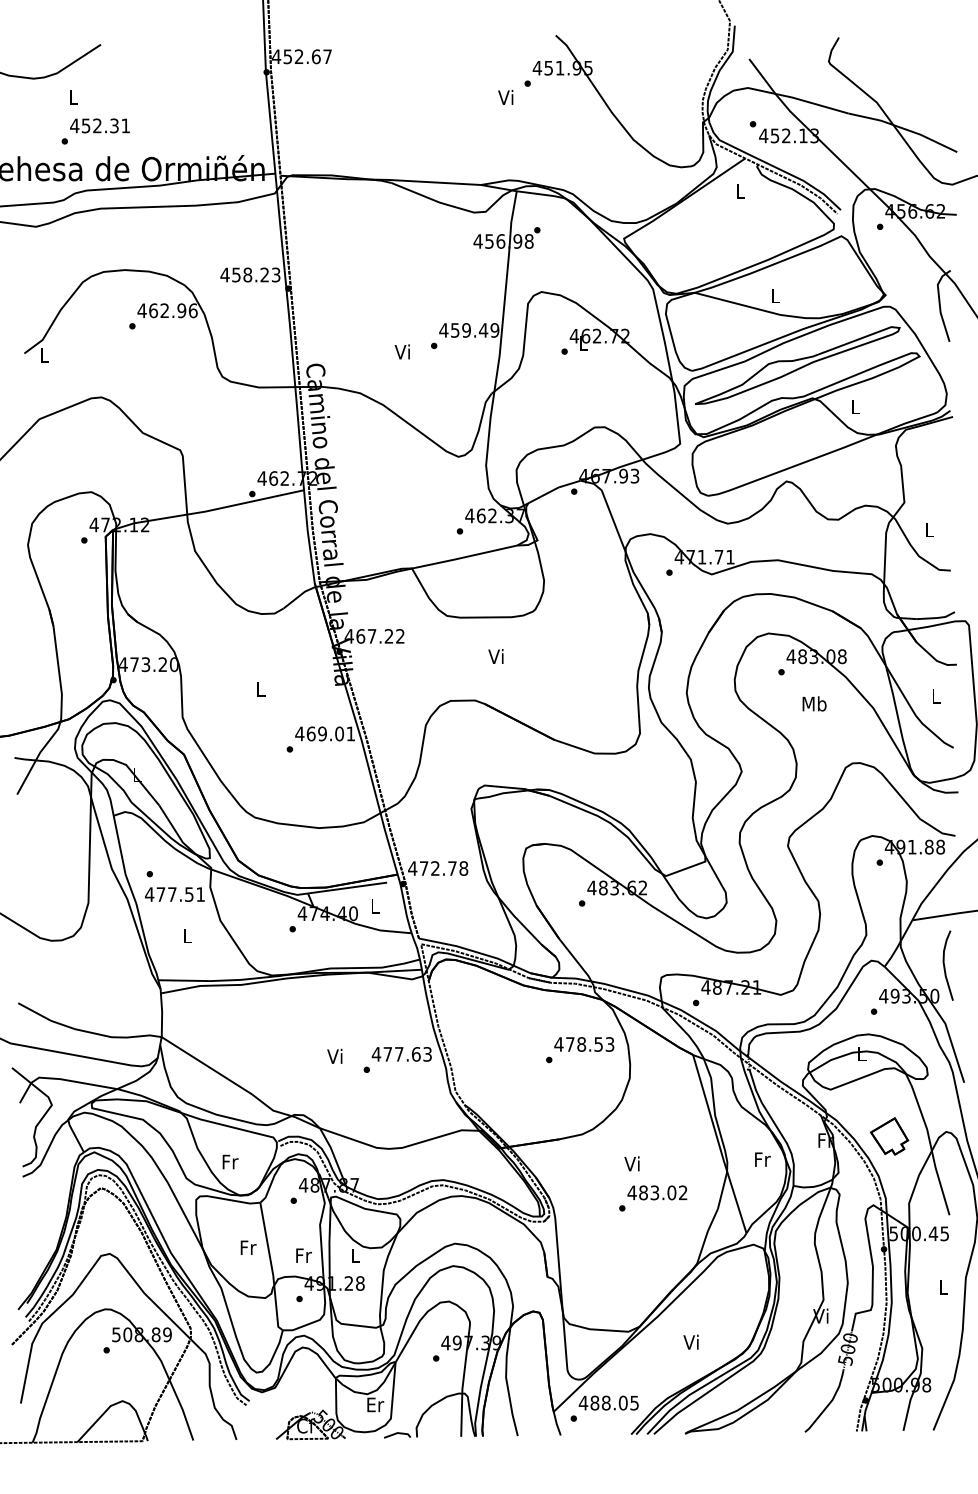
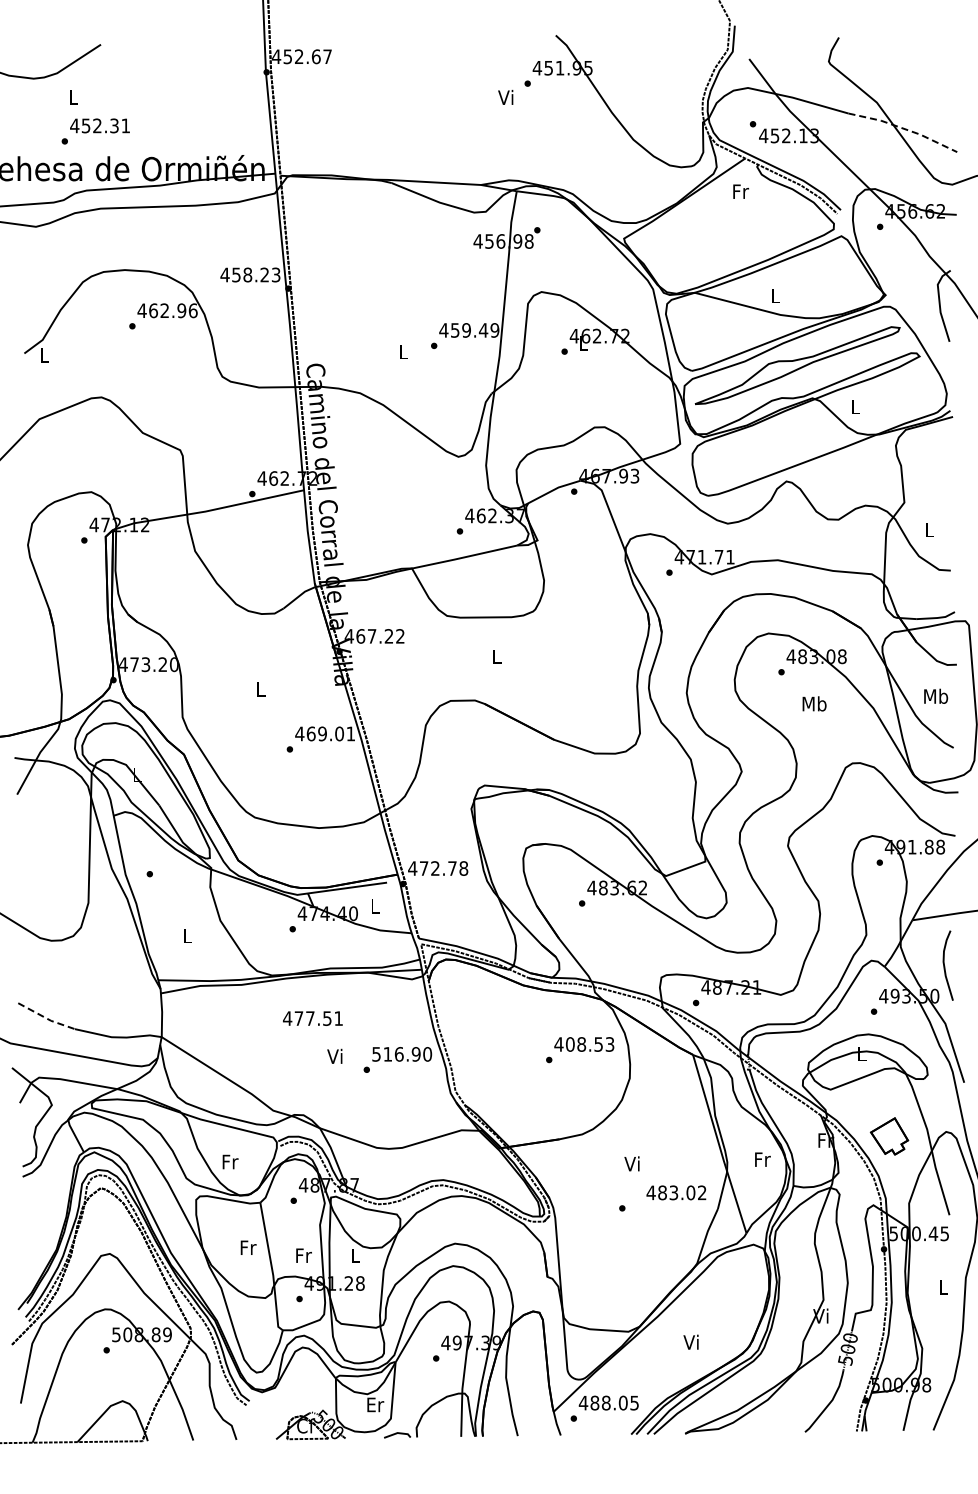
line: solid -> dashed (904, 128)
text: L -> Fr (741, 191)
text: Vi -> L (401, 351)
text: Vi -> L (495, 656)
text: L -> Mb (936, 695)
text position: (174, 894) -> (312, 1018) (312, 1018)
line: solid -> dashed (46, 1018)
text: 478.53 -> 408.53 (569, 1044)
text: 477.63 -> 516.90 (401, 1054)
text position: (657, 1192) -> (676, 1192) (676, 1192)
